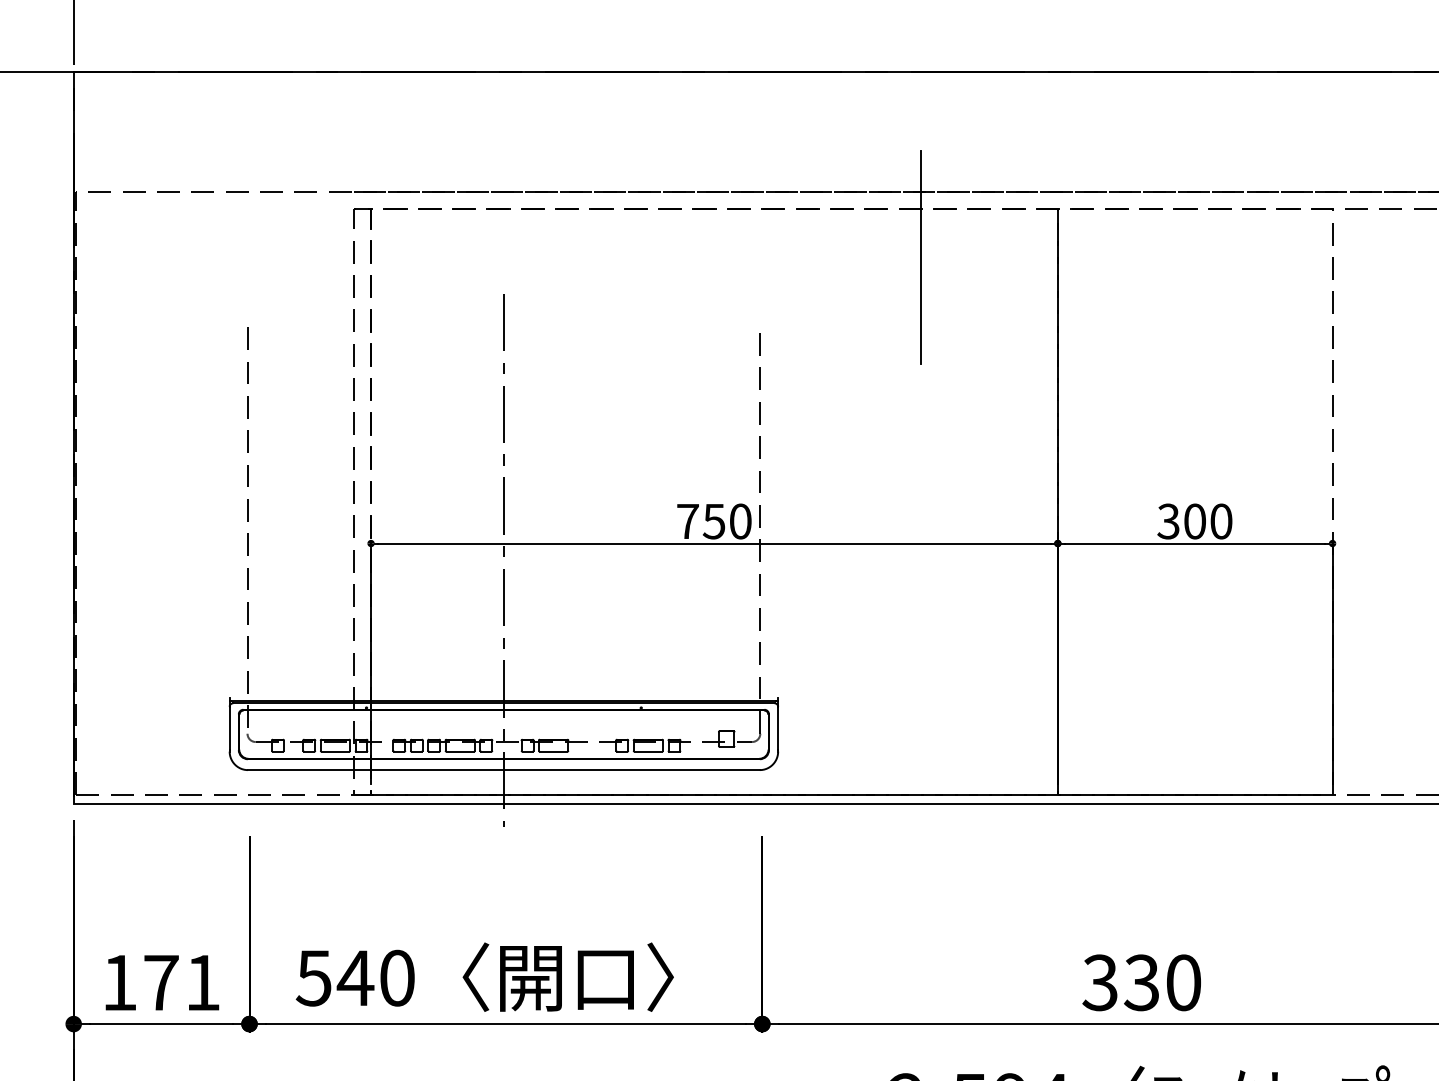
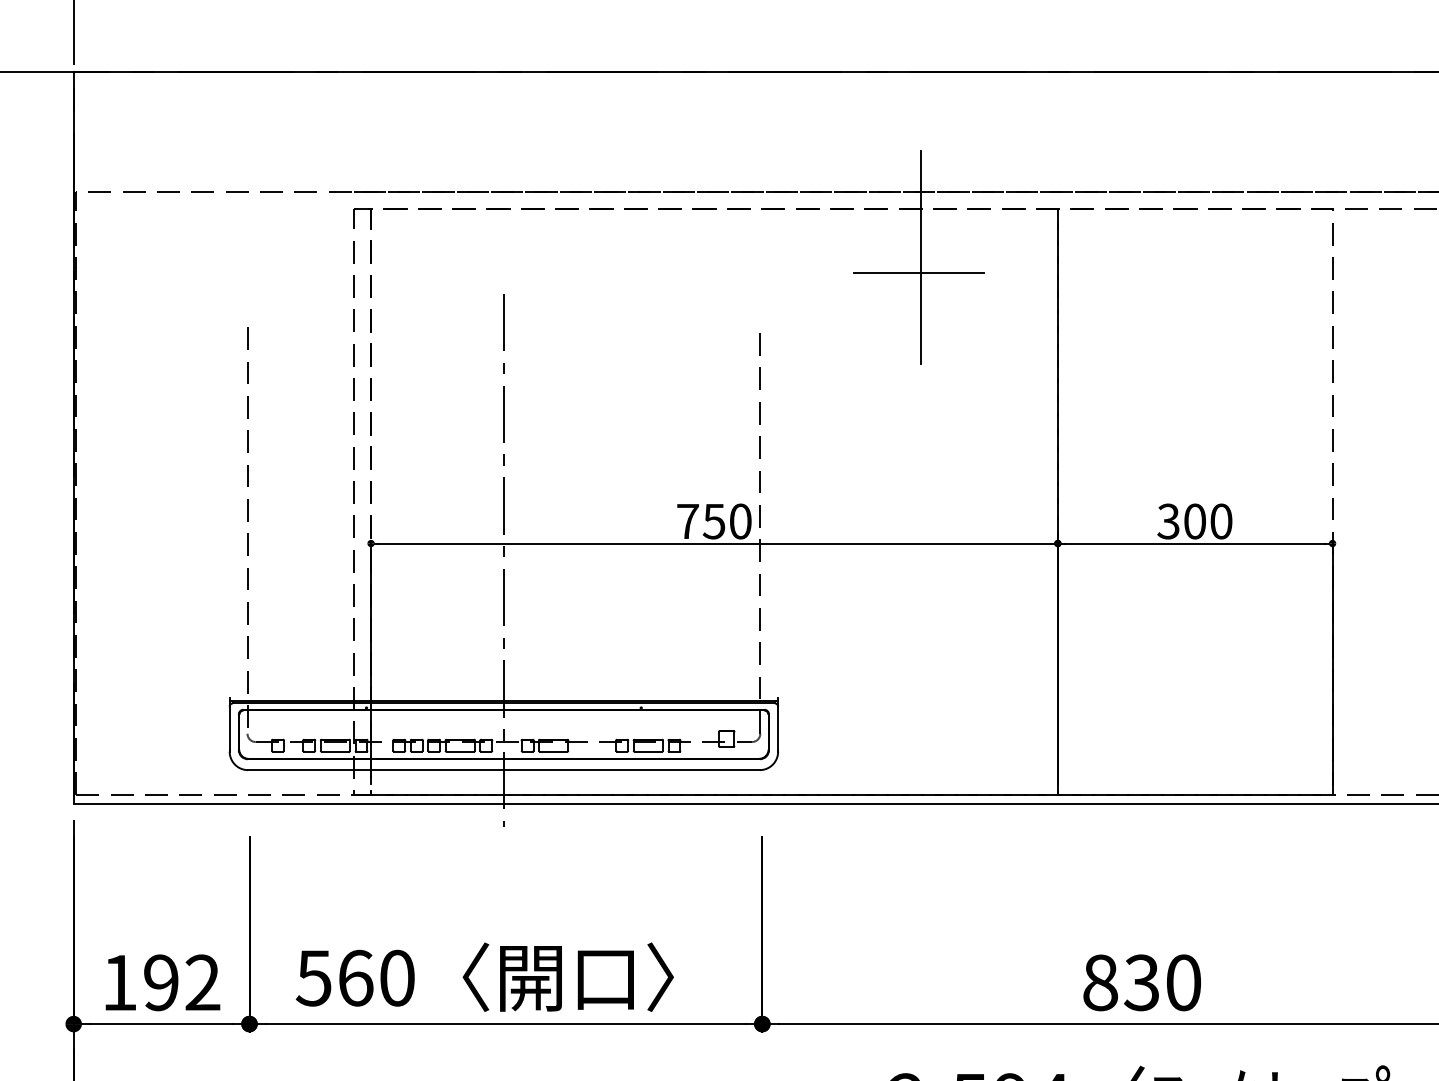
line: none -> present (918, 273)
text: 540 -> 560 (355, 977)
text: 171 -> 192 (182, 982)
text: 330 -> 830 (1100, 982)
